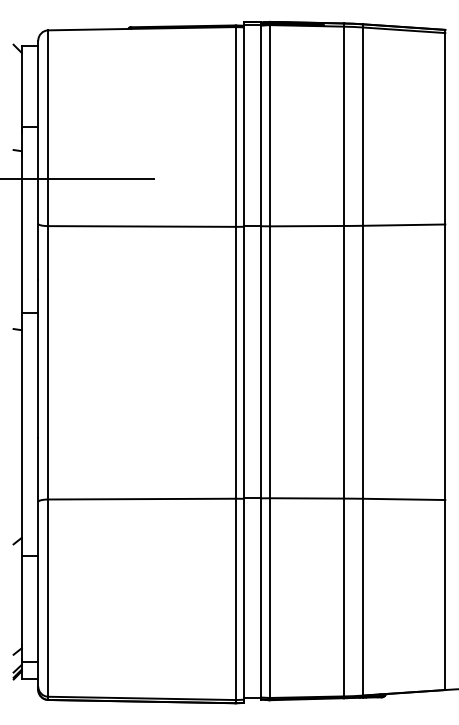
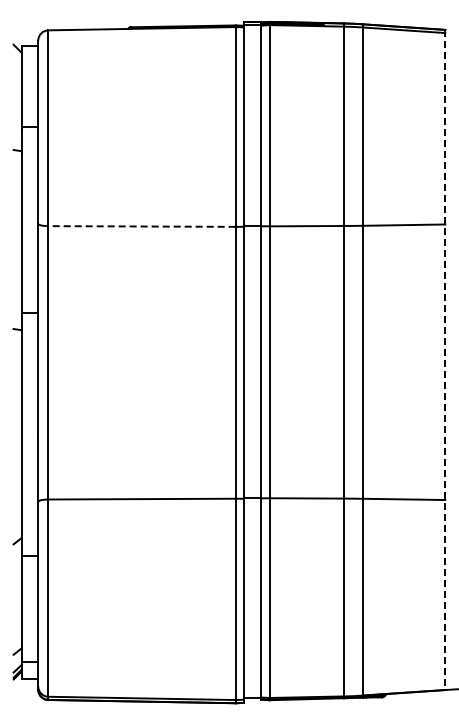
line: present -> none (78, 178)
line: solid -> dashed (142, 226)
line: solid -> dashed (445, 360)
